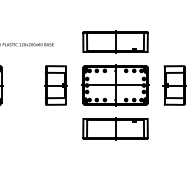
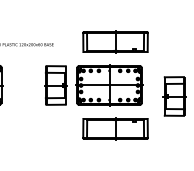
part position: (115, 85) -> (109, 85) (109, 85)
part position: (174, 85) -> (174, 96) (174, 96)
